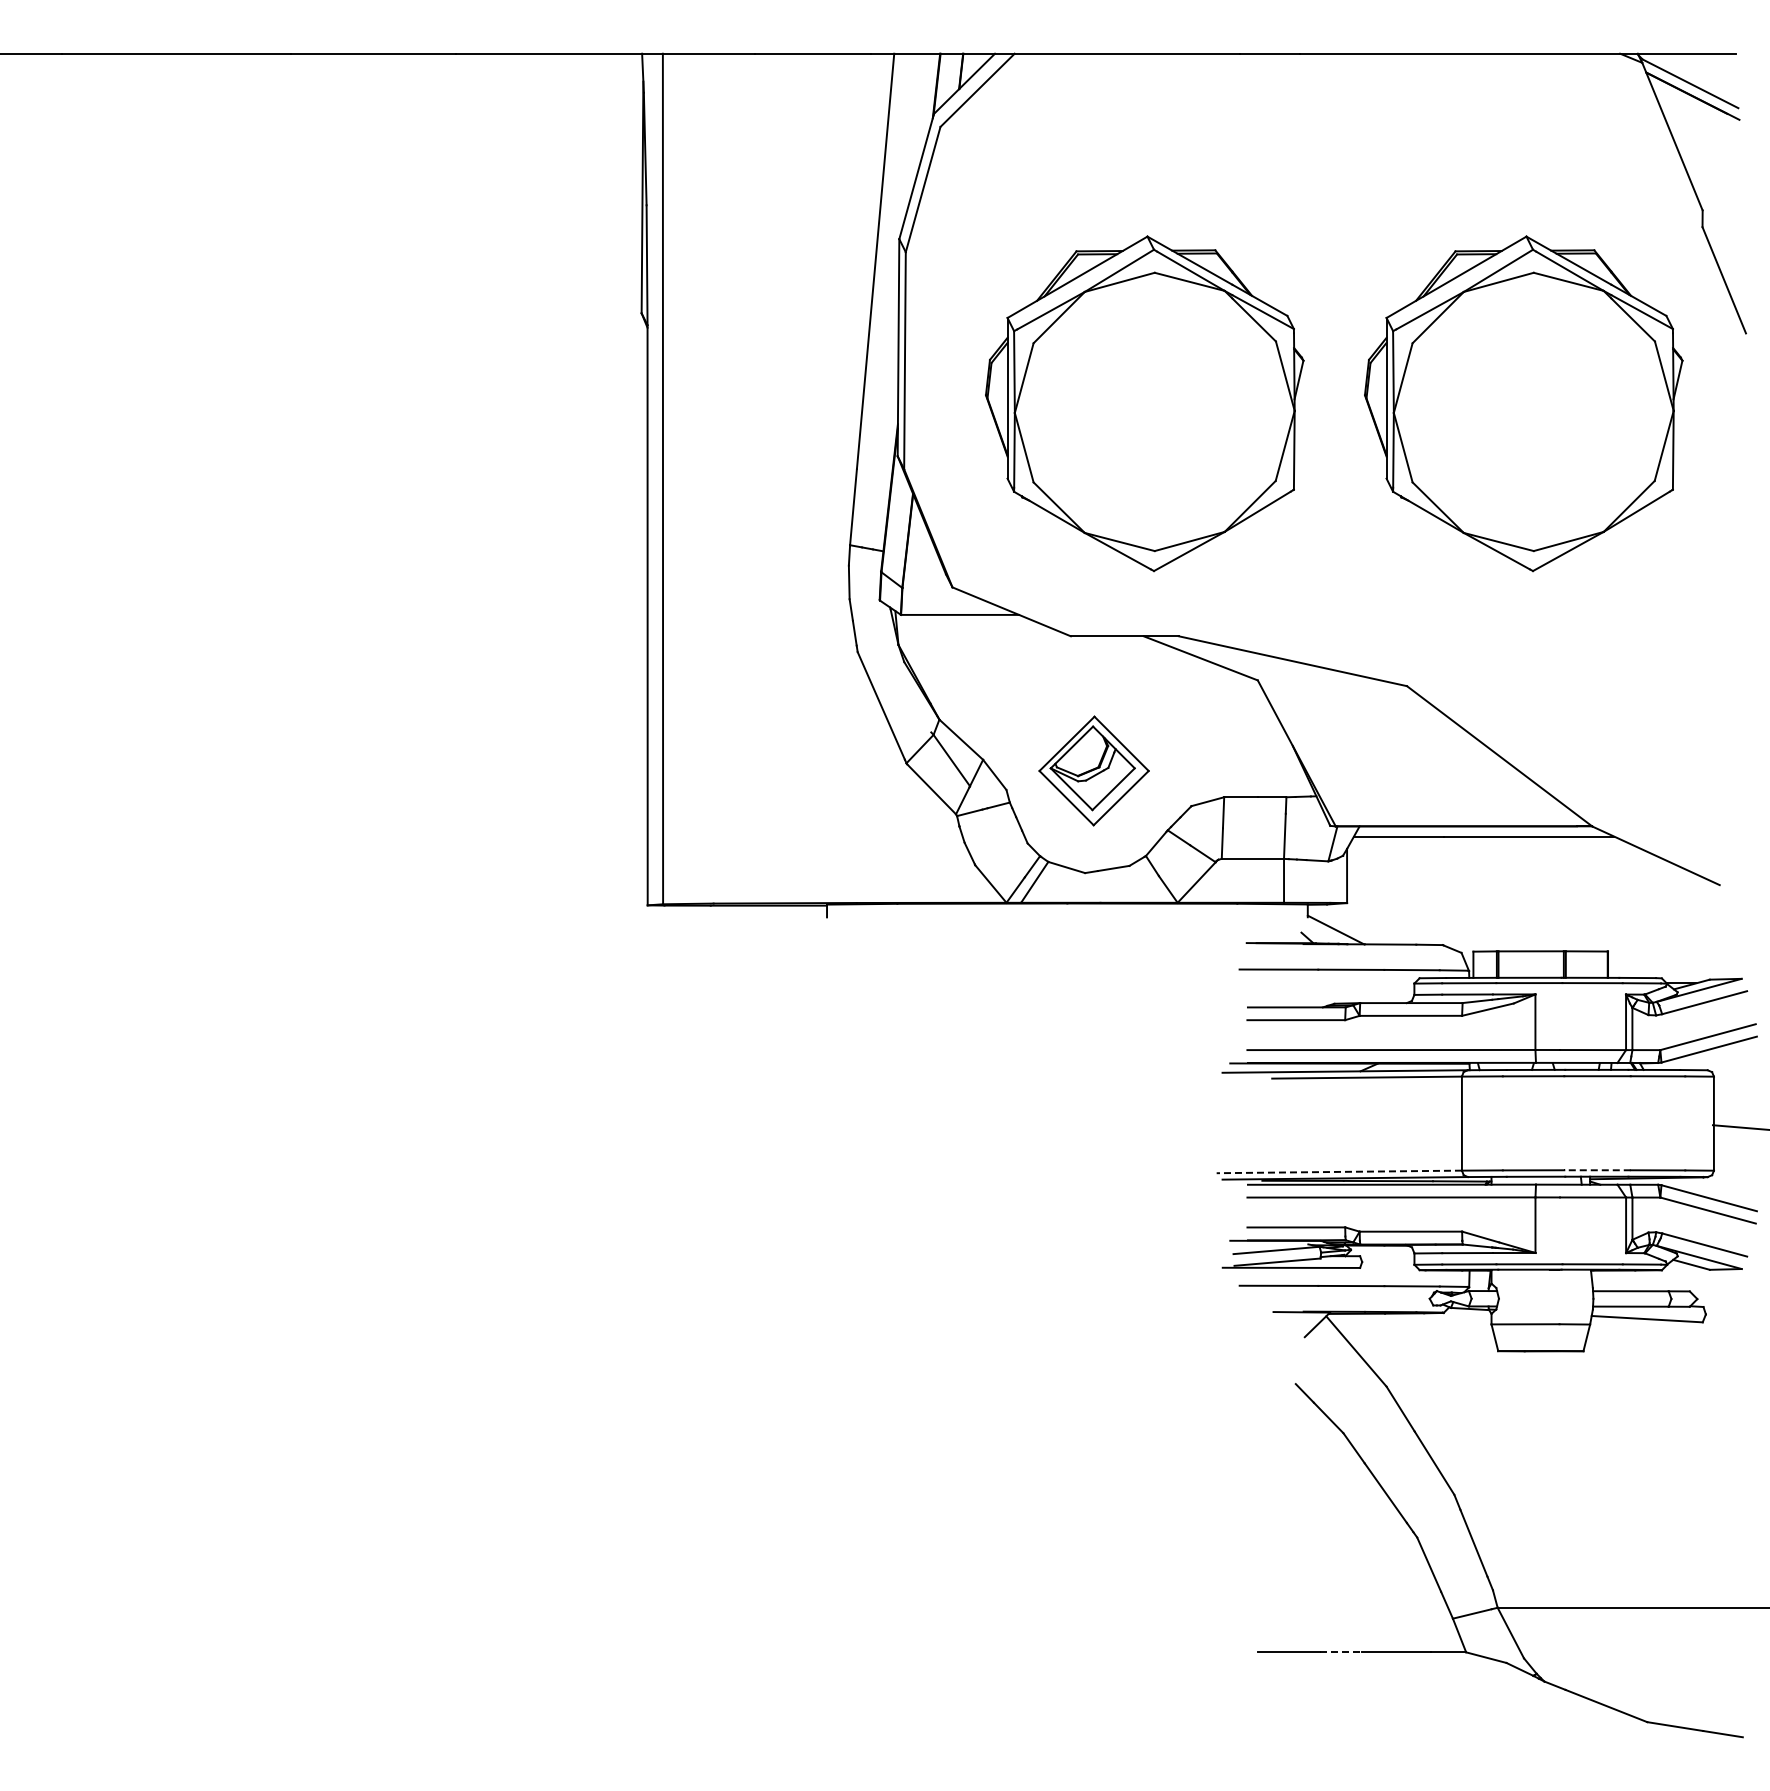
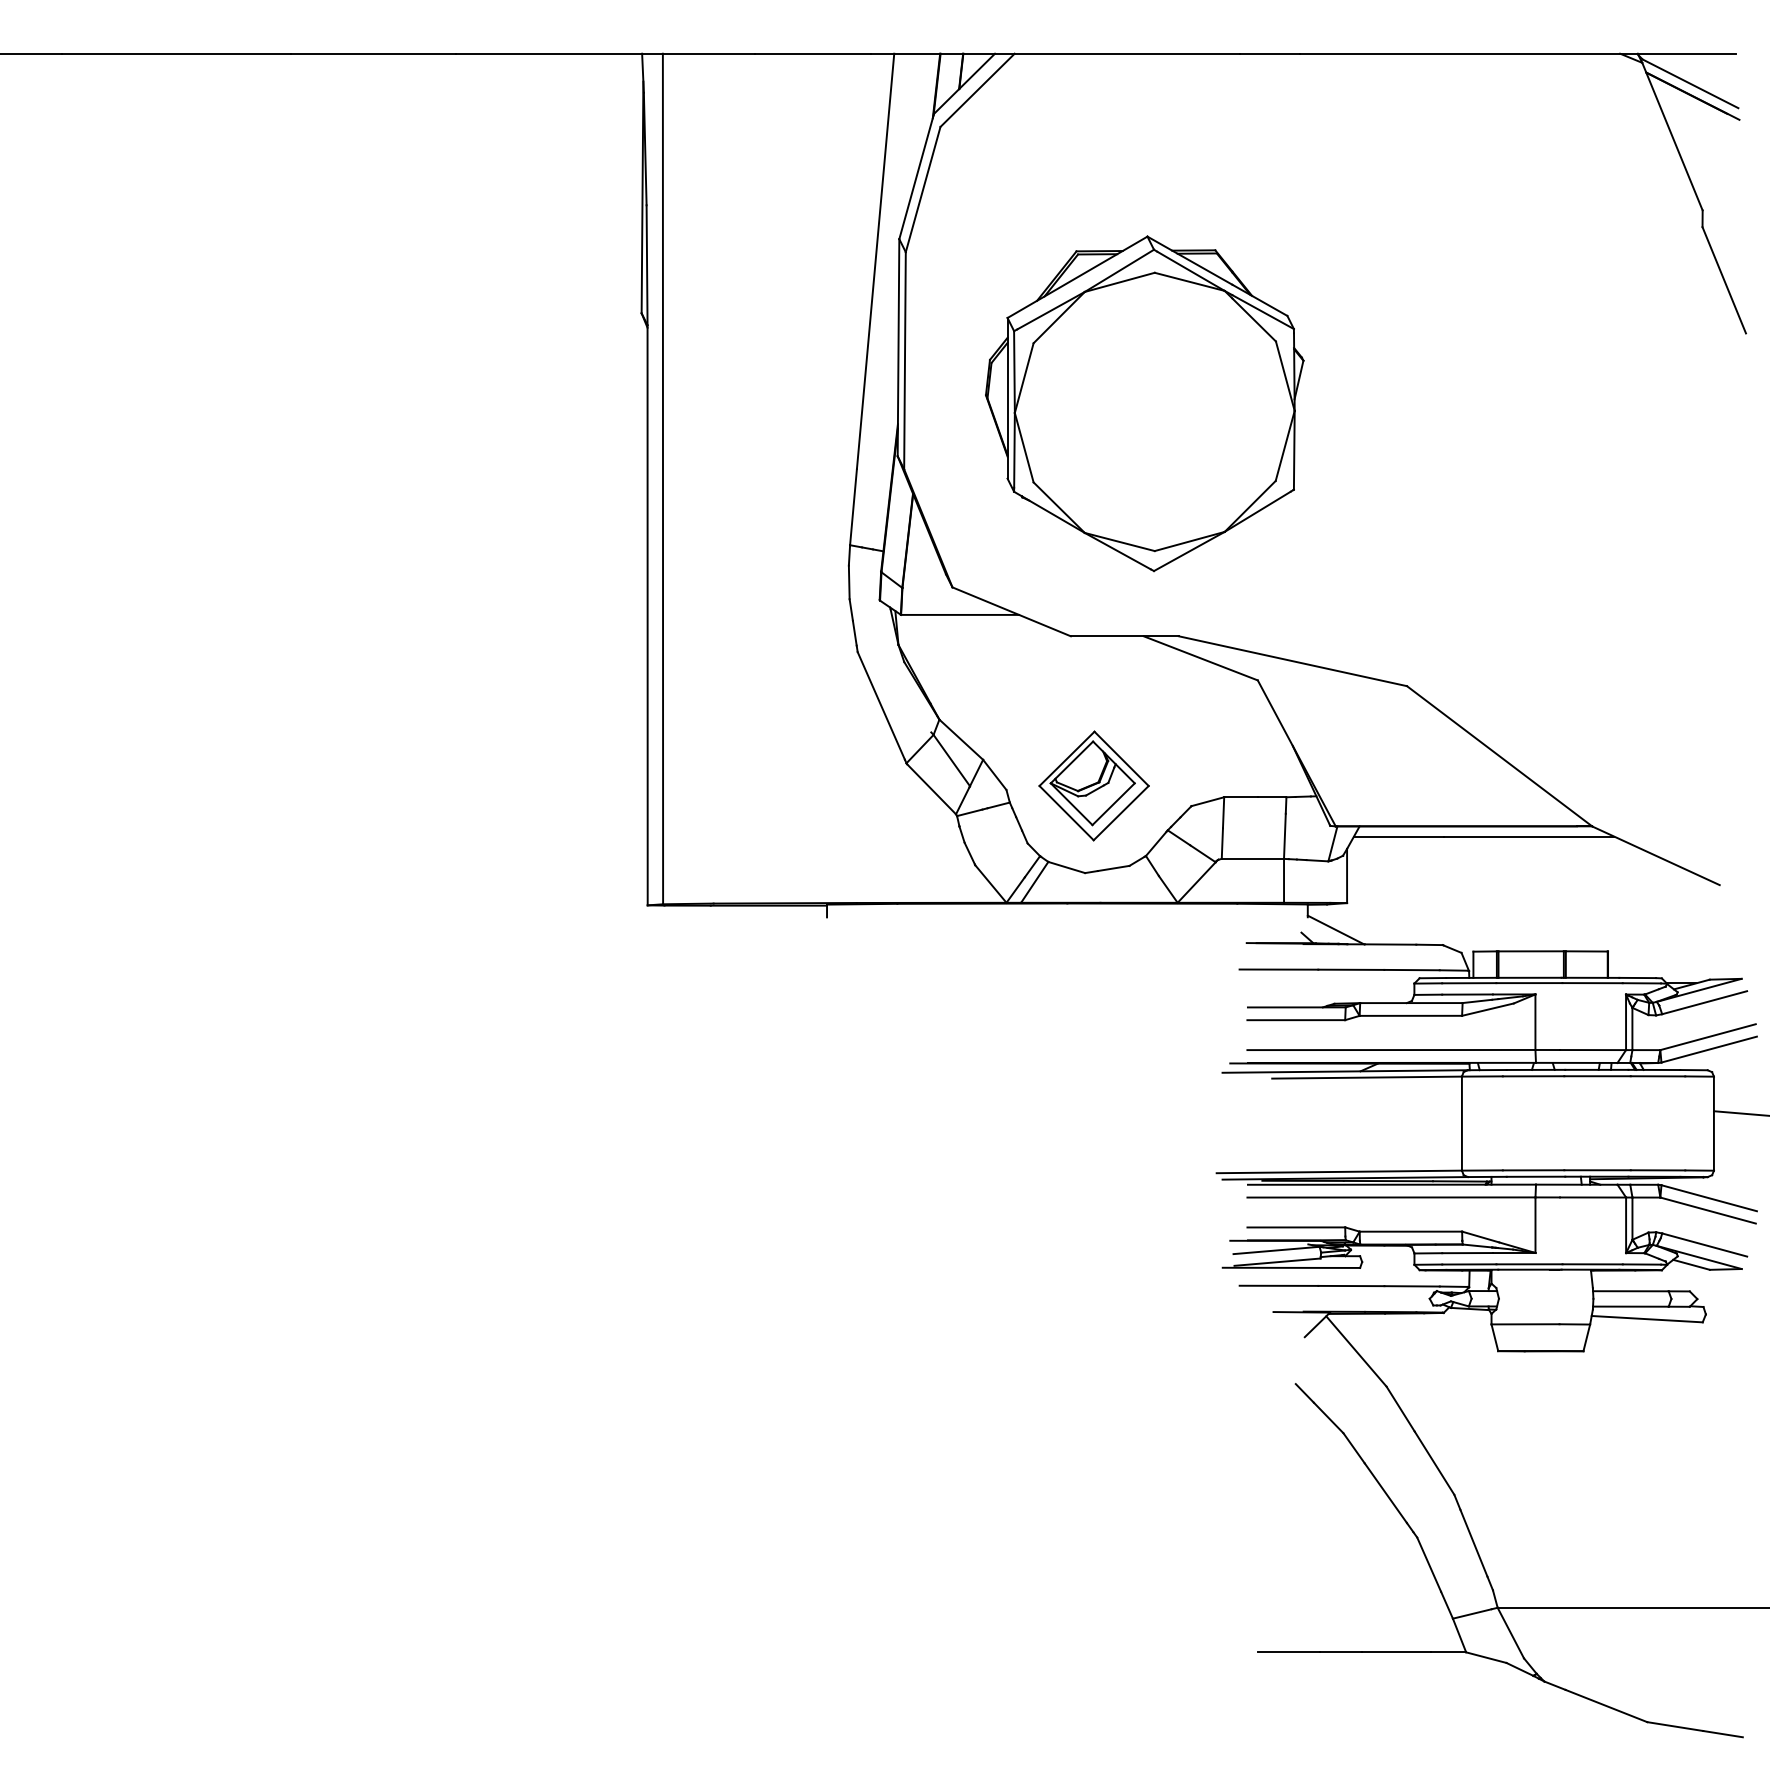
part: present -> none (1523, 403)
part position: (1093, 770) -> (1093, 785) (1093, 785)
line position: (1739, 1127) -> (1739, 1113) (1739, 1113)
line: dashed -> solid (1597, 1170)
line: dashed -> solid (1339, 1171)
line: dashed -> solid (1340, 1652)
